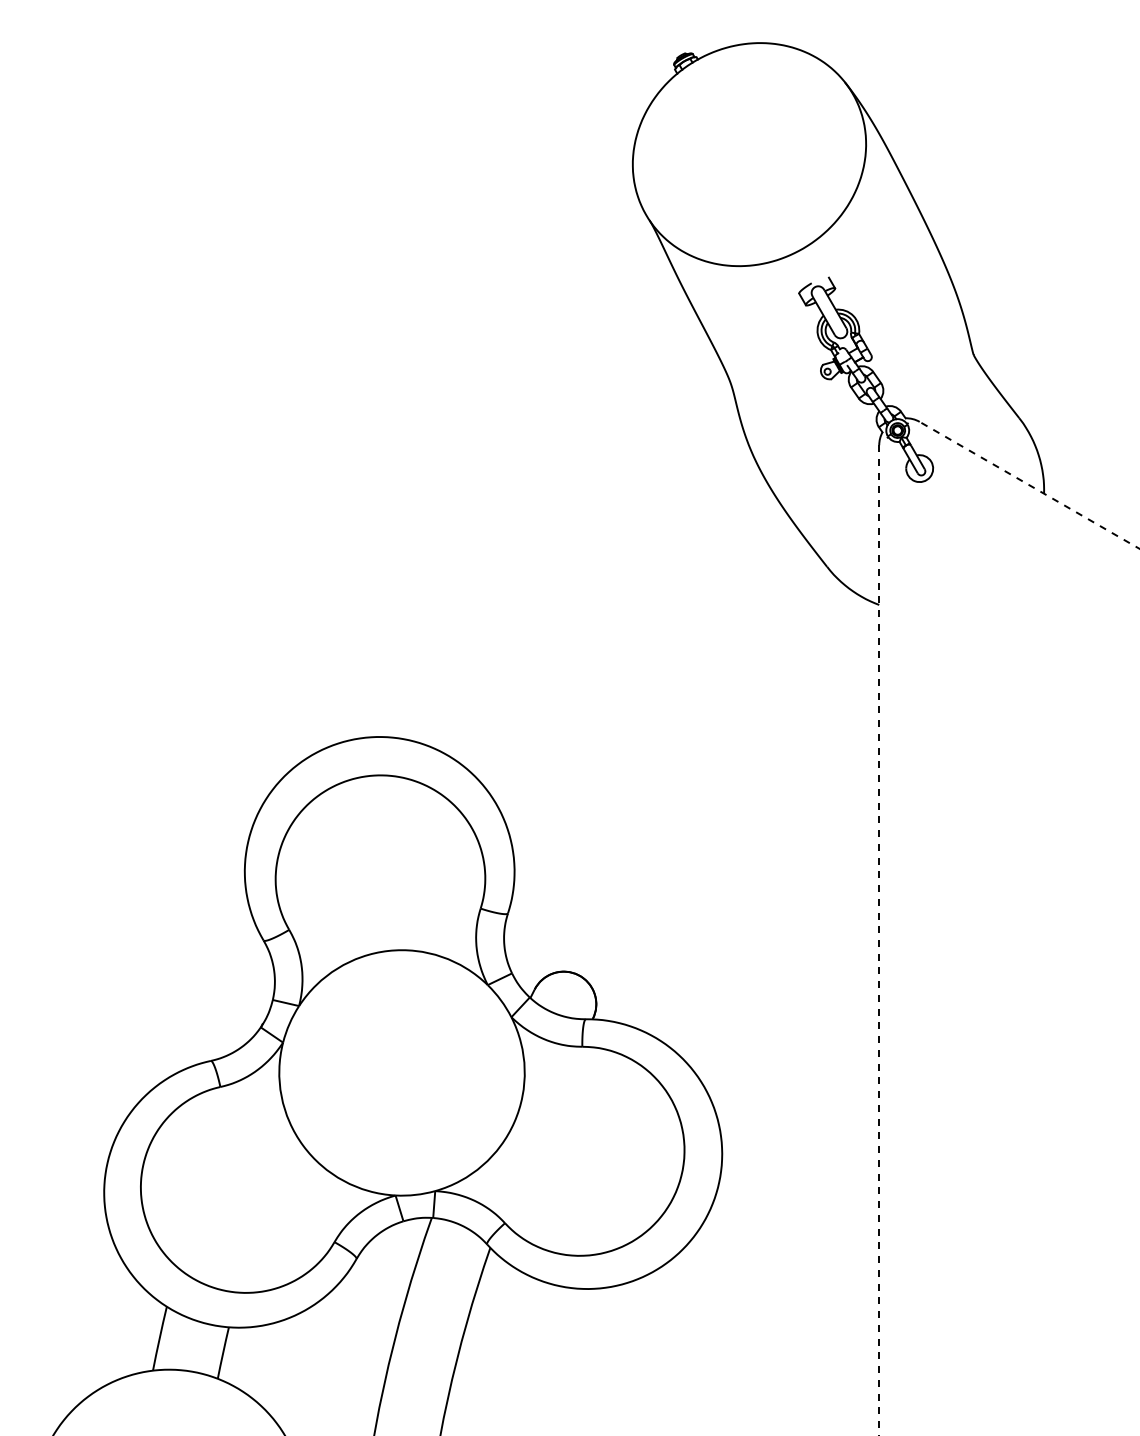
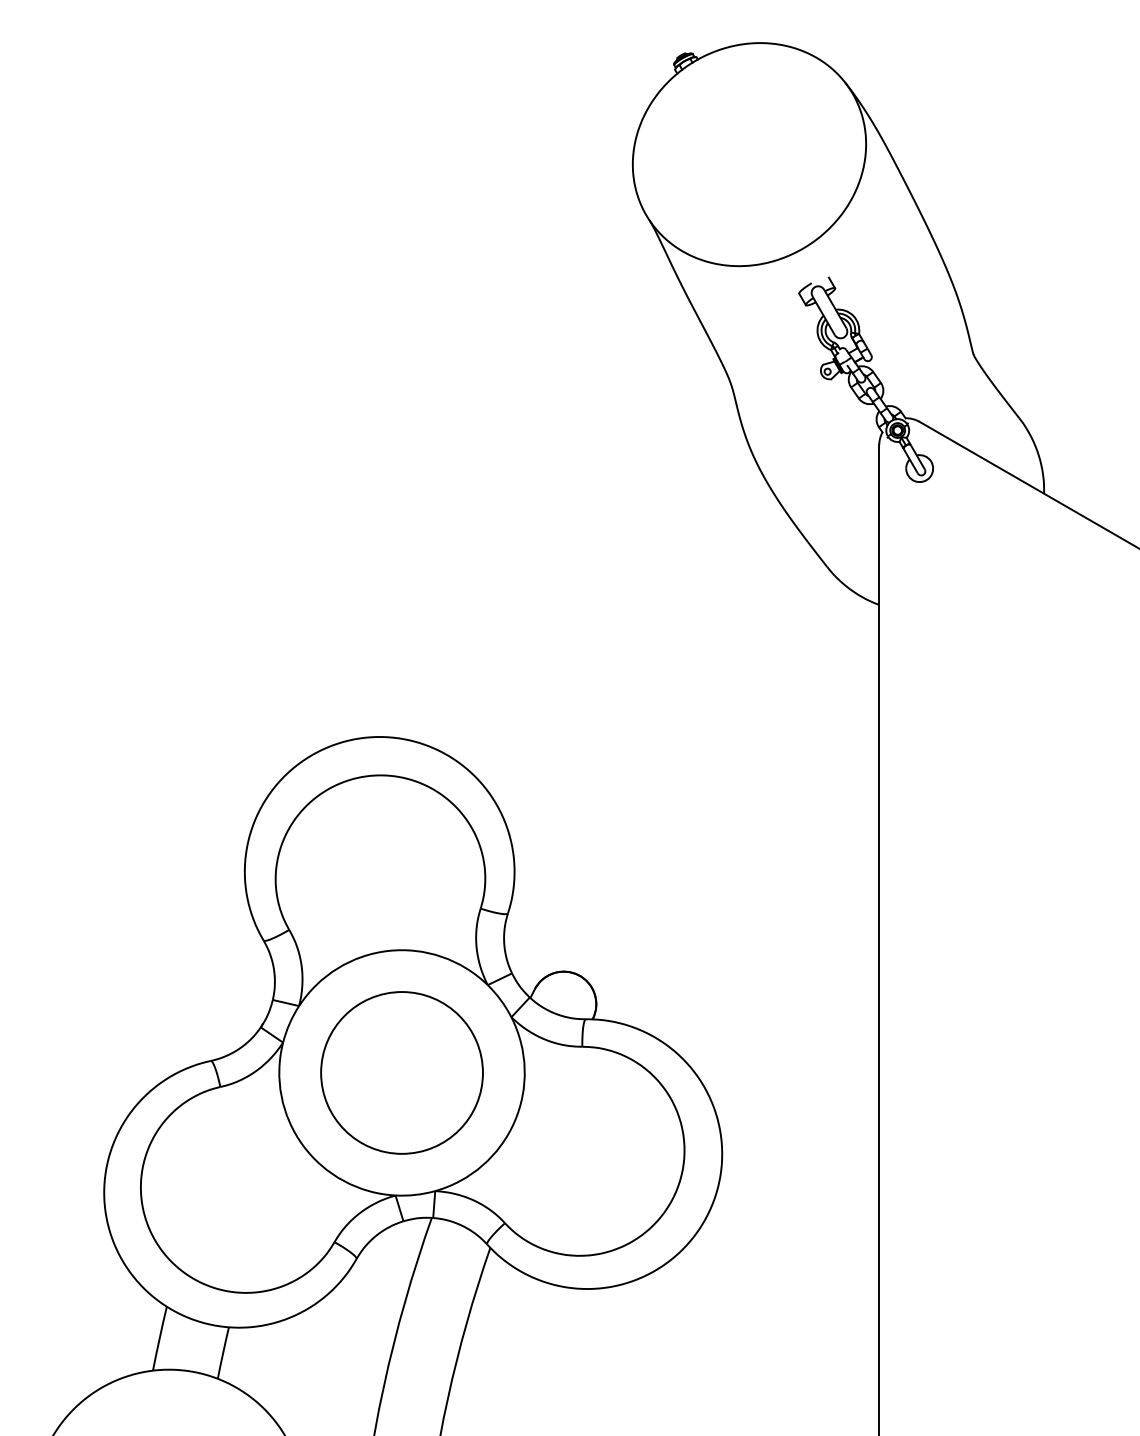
line: dashed -> solid (1029, 485)
line: dashed -> solid (879, 941)
circle: none -> present (401, 1072)
